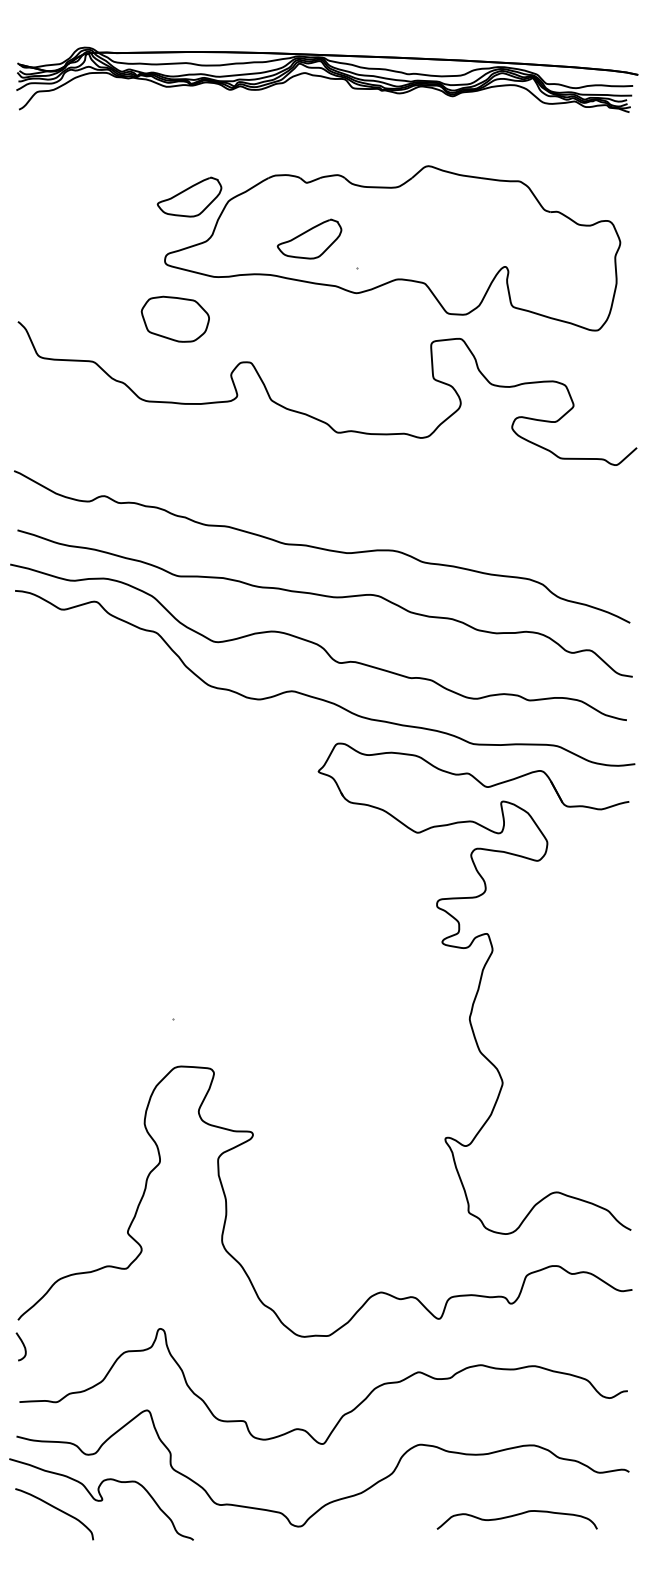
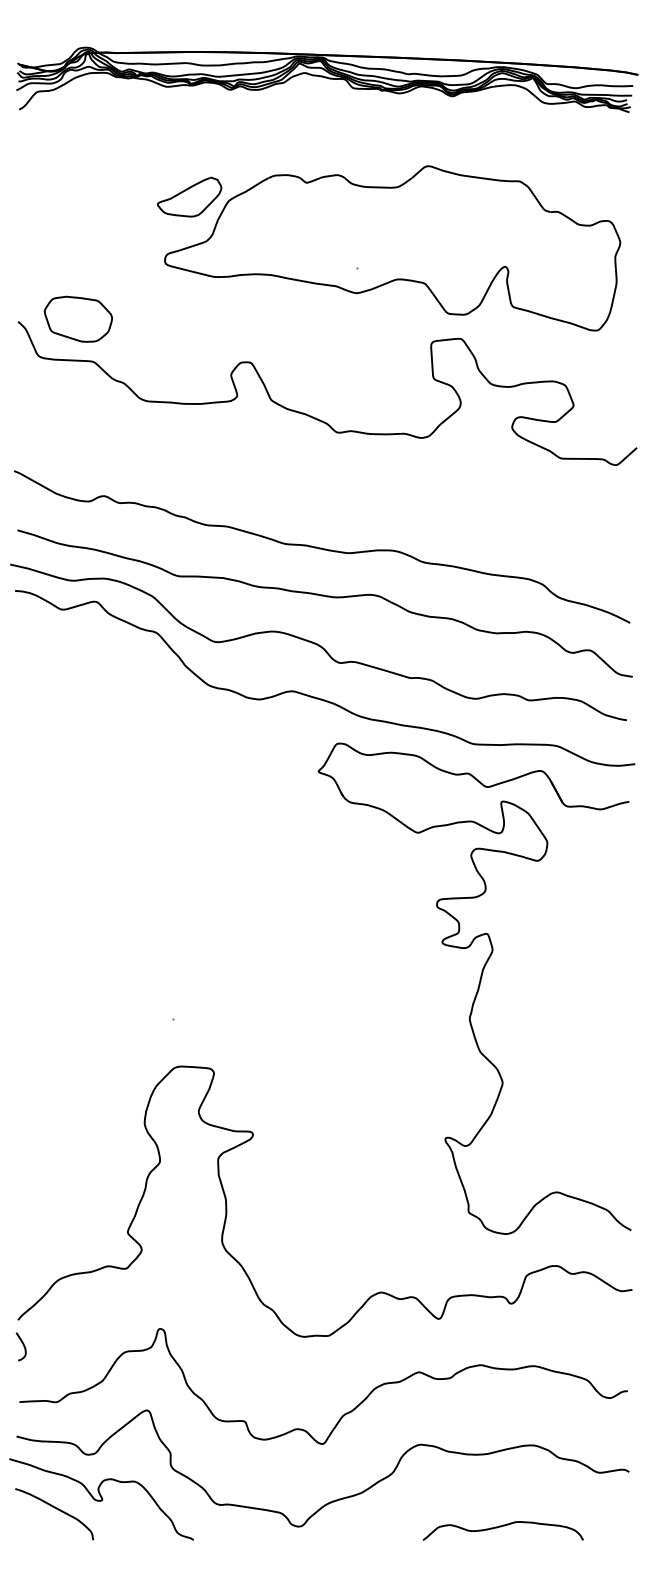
part: present -> none (309, 238)
part position: (174, 318) -> (77, 318) (77, 318)
curve position: (515, 1516) -> (501, 1527) (501, 1527)
